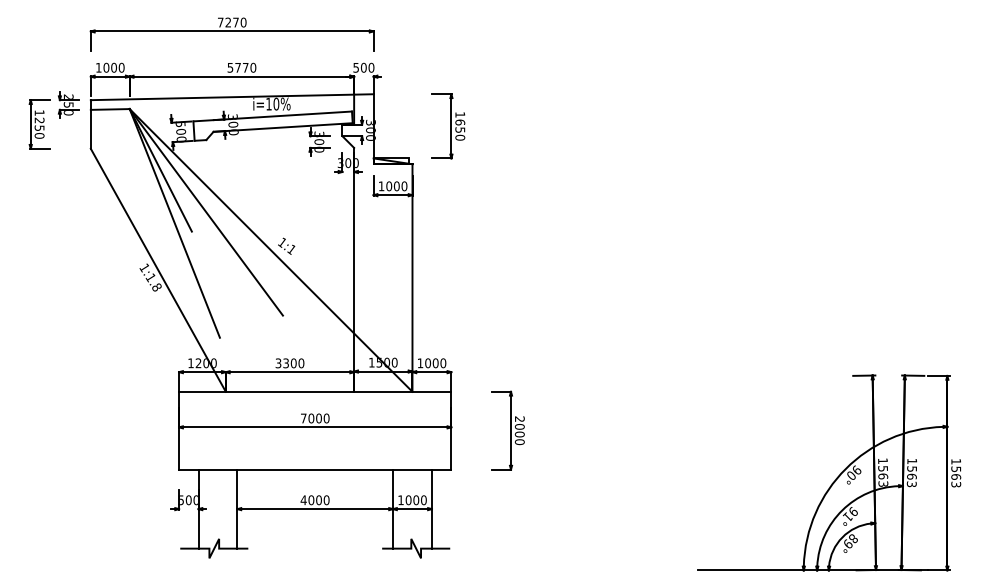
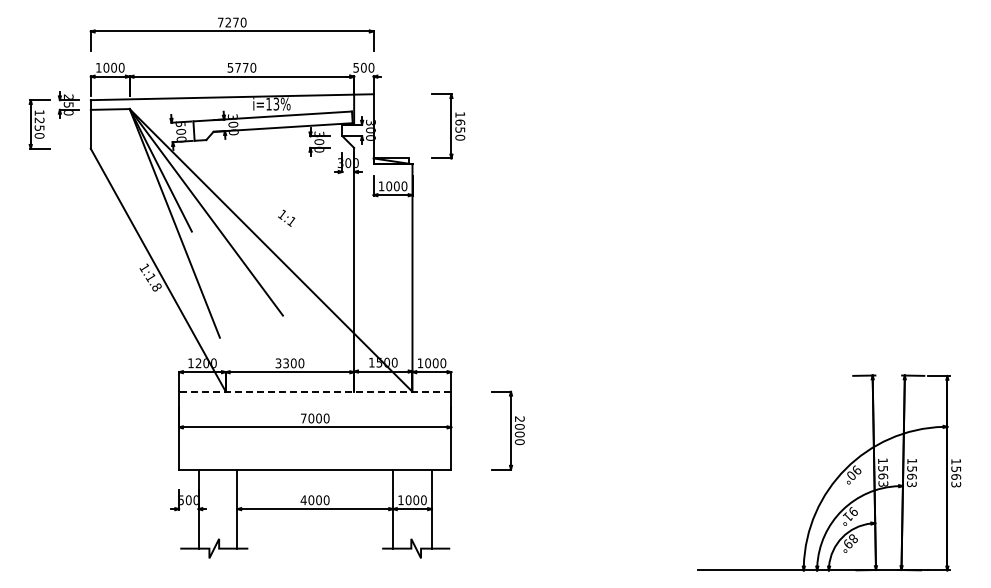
text: i=10% -> i=13% (276, 103)
text position: (286, 245) -> (286, 217) (286, 217)
line: solid -> dashed (314, 391)
